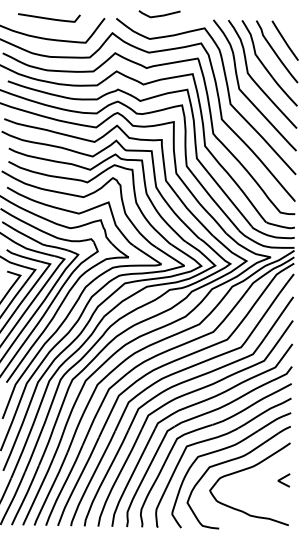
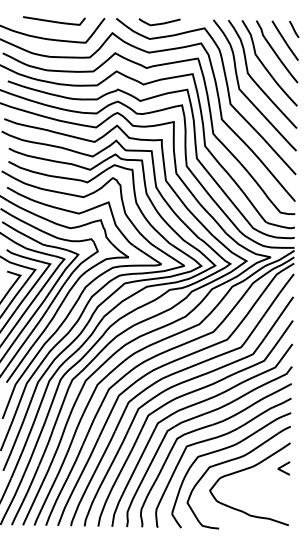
curve position: (159, 15) -> (159, 23) (159, 23)
curve position: (48, 17) -> (53, 20) (53, 20)
line: none -> present (294, 28)
curve position: (282, 479) -> (282, 467) (282, 467)
